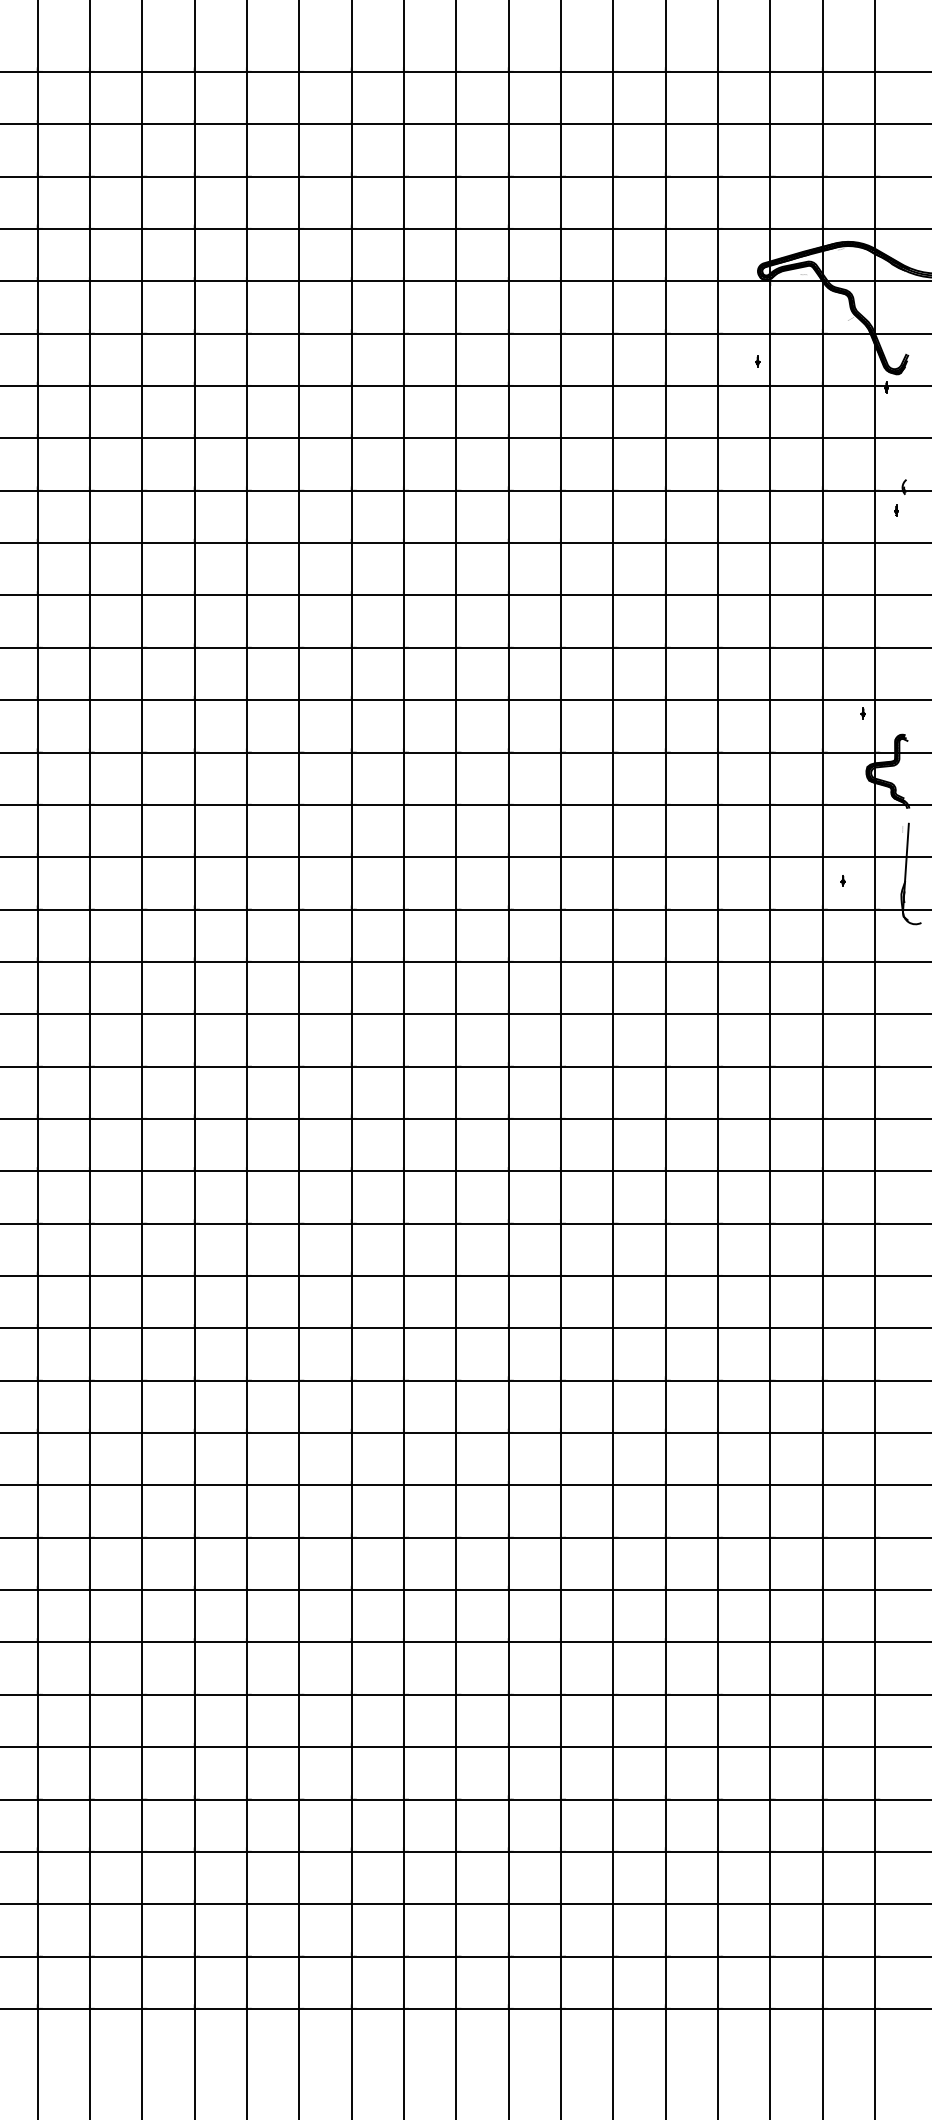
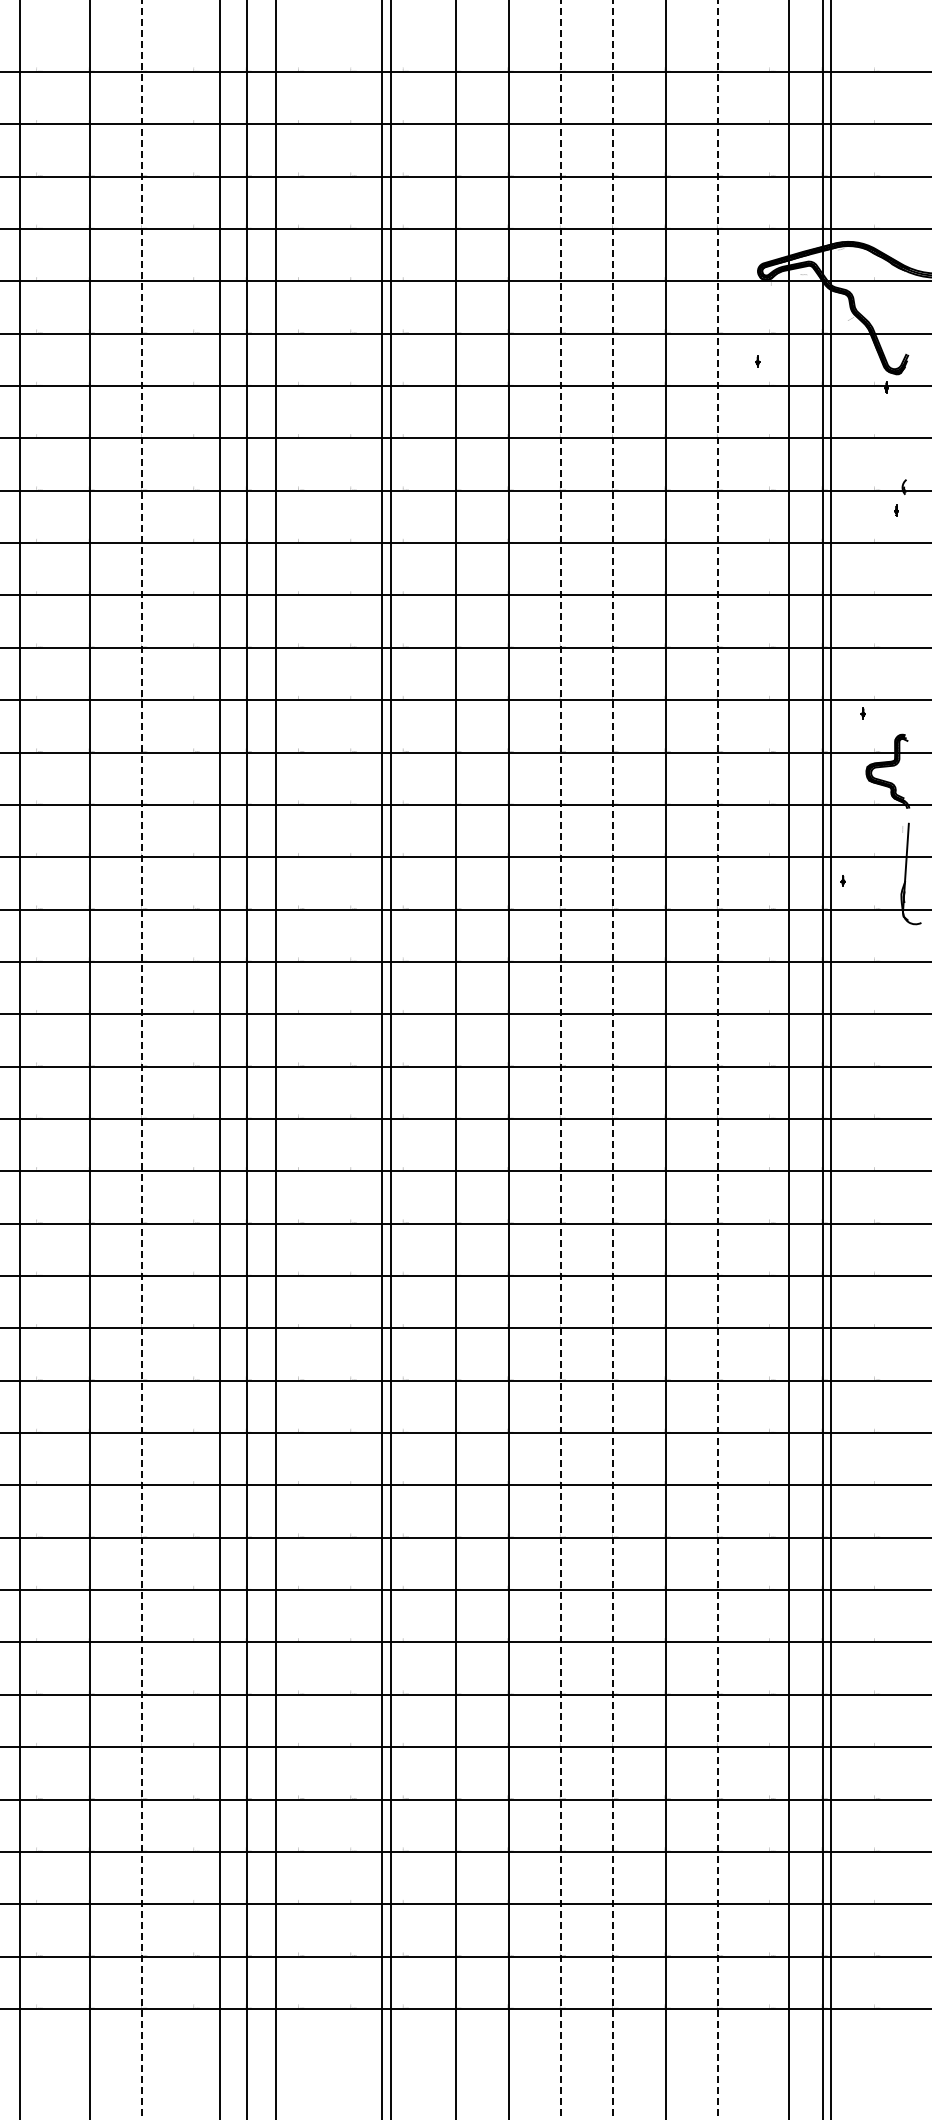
line position: (37, 1059) -> (19, 1059) (19, 1059)
line position: (194, 1059) -> (219, 1059) (219, 1059)
line position: (299, 1059) -> (276, 1059) (276, 1059)
line position: (351, 1059) -> (381, 1059) (381, 1059)
line position: (404, 1059) -> (391, 1059) (391, 1059)
line position: (770, 1059) -> (789, 1059) (789, 1059)
line position: (875, 1059) -> (831, 1059) (831, 1059)
line: solid -> dashed (142, 1060)
line: solid -> dashed (561, 1060)
line: solid -> dashed (613, 1060)
line: solid -> dashed (718, 1060)
